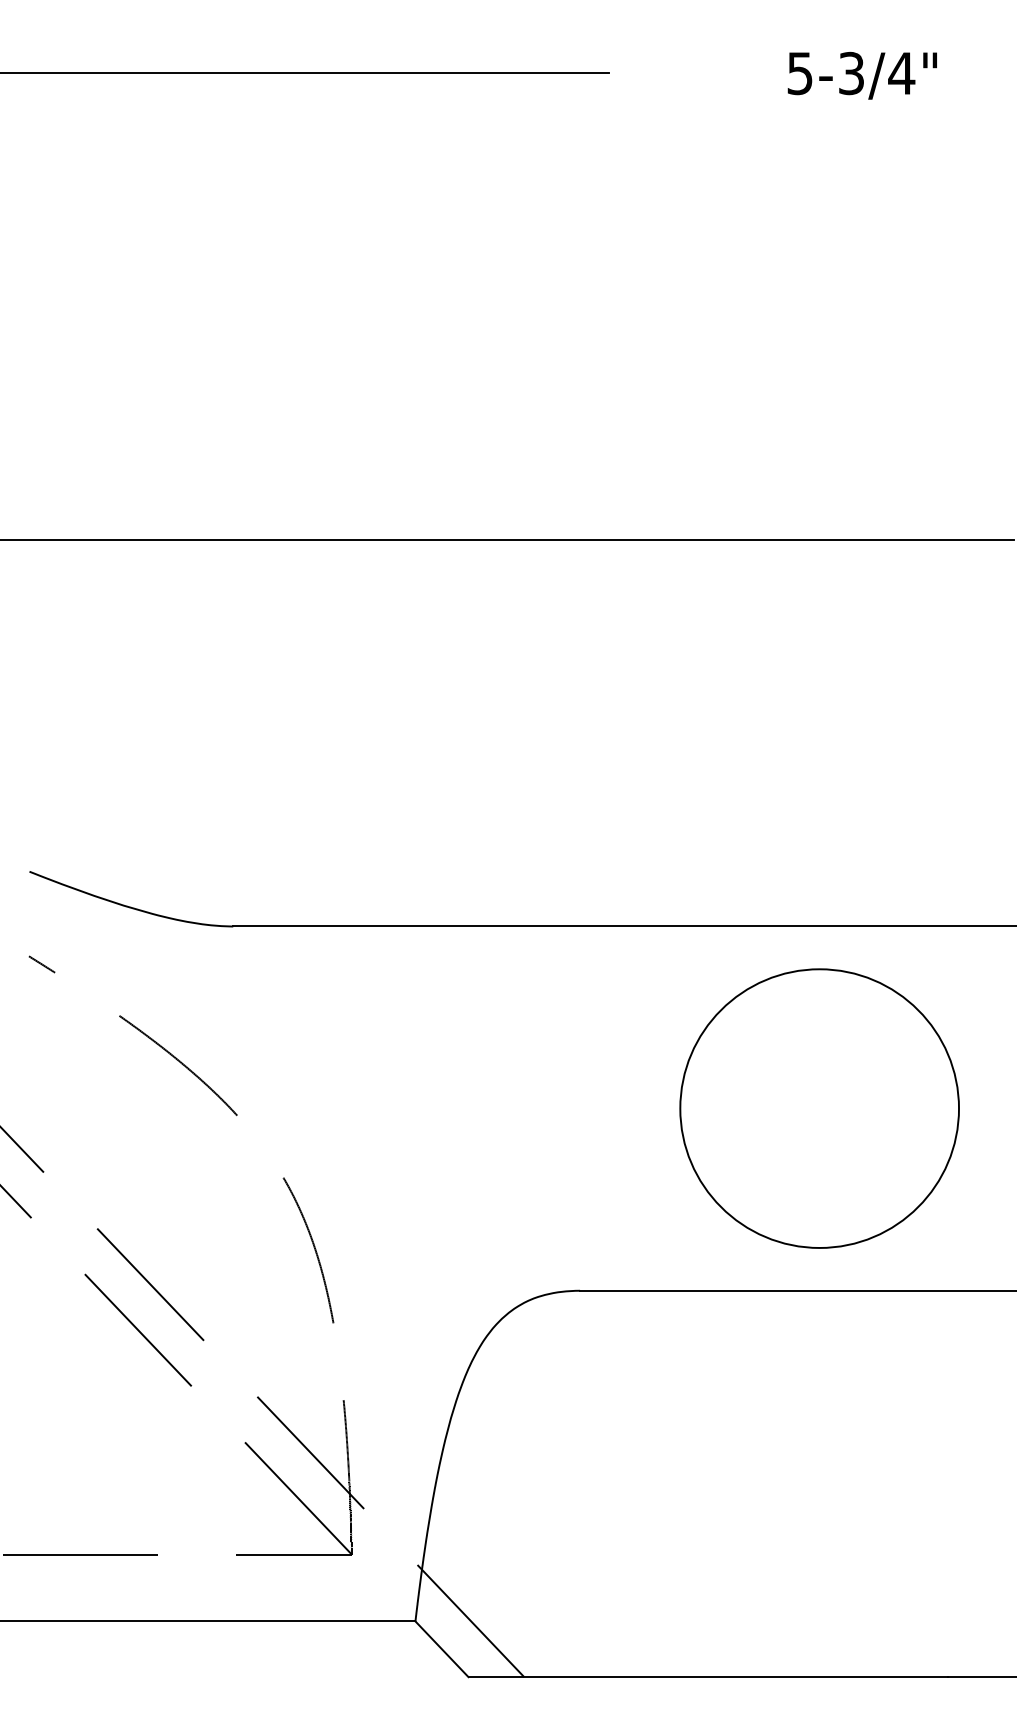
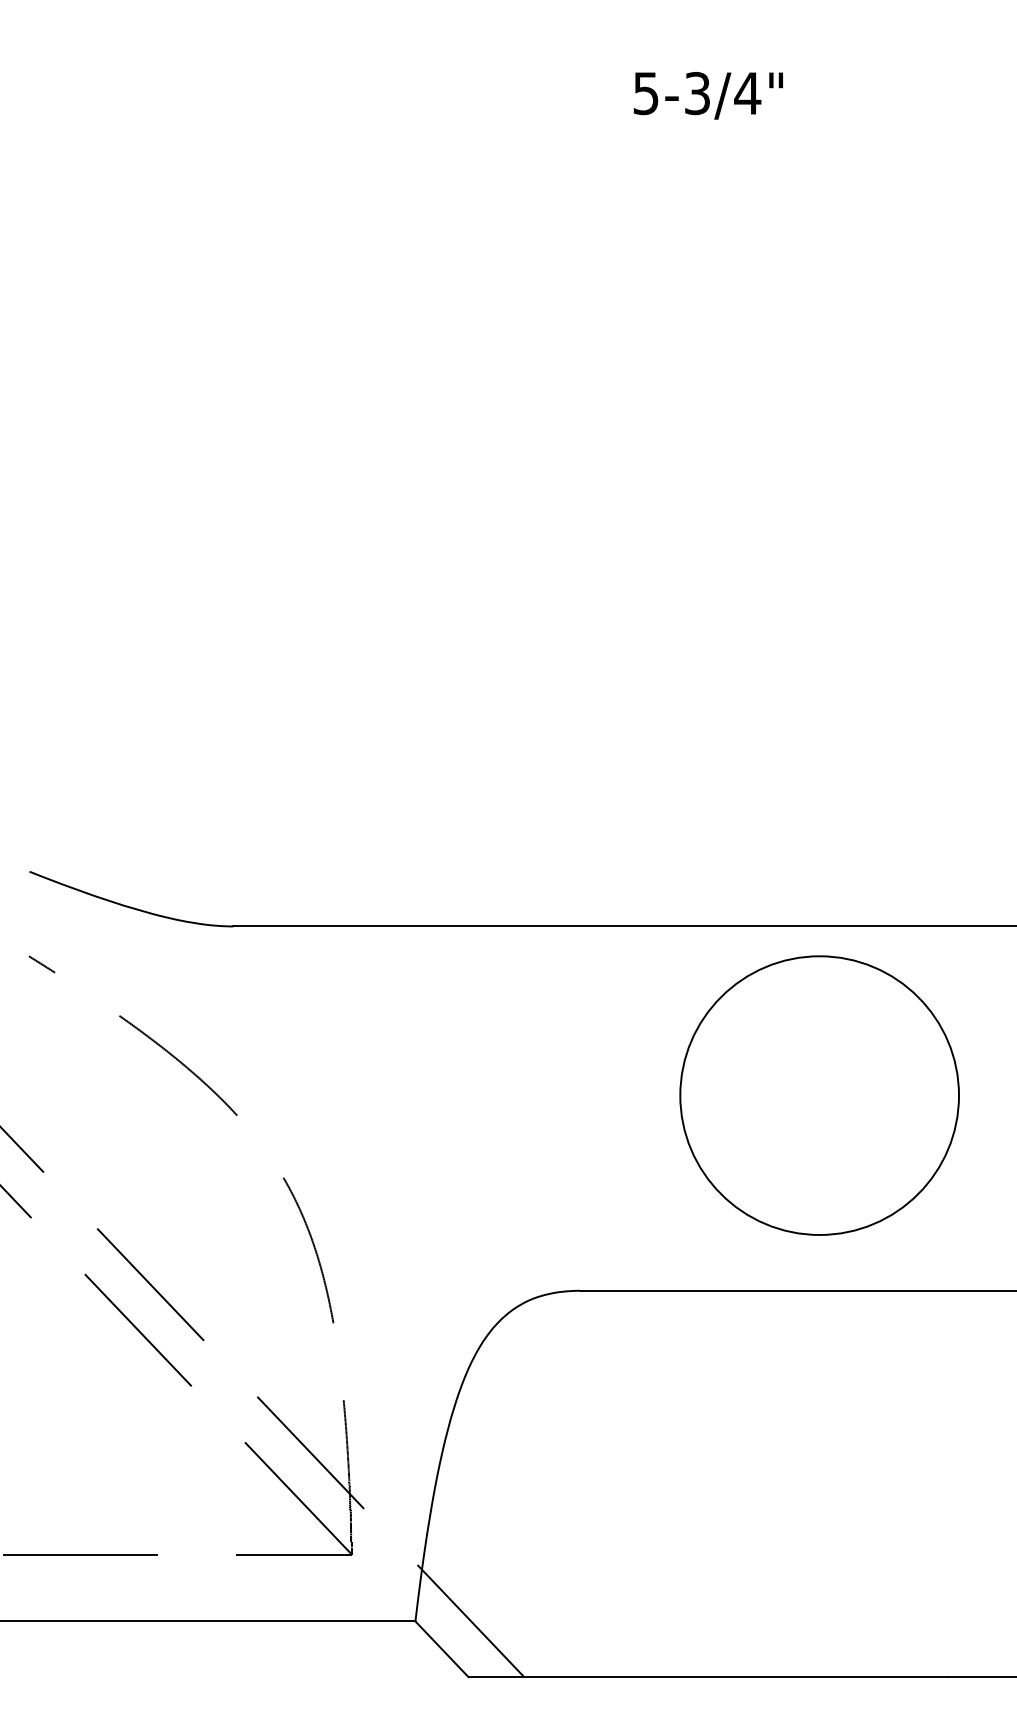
line: present -> none (305, 73)
text position: (861, 75) -> (707, 95) (707, 95)
line: present -> none (507, 540)
circle position: (819, 1108) -> (819, 1095) (819, 1095)
